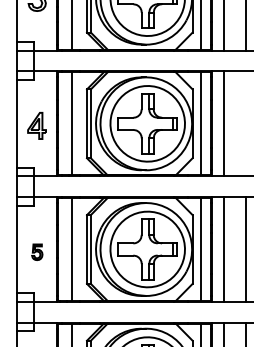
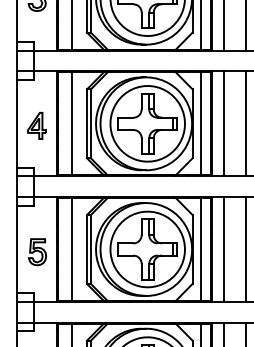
line: none -> present (246, 123)
part size: 13x18 px -> 20x29 px (36, 252)
